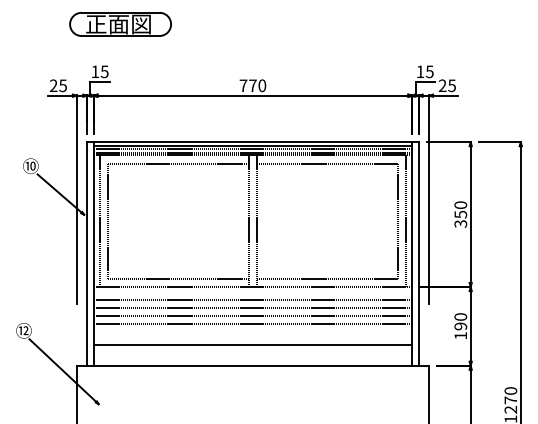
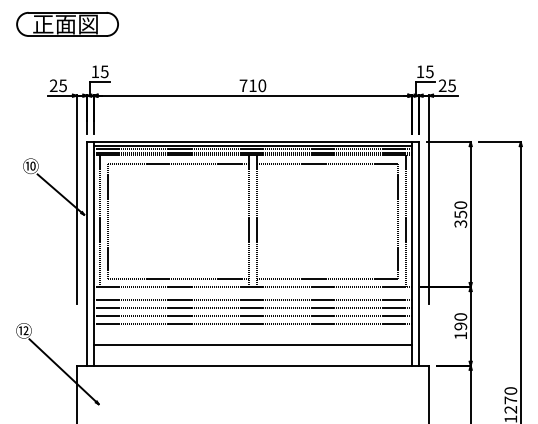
part position: (120, 24) -> (67, 24) (67, 24)
text: 770 -> 710 (252, 85)
